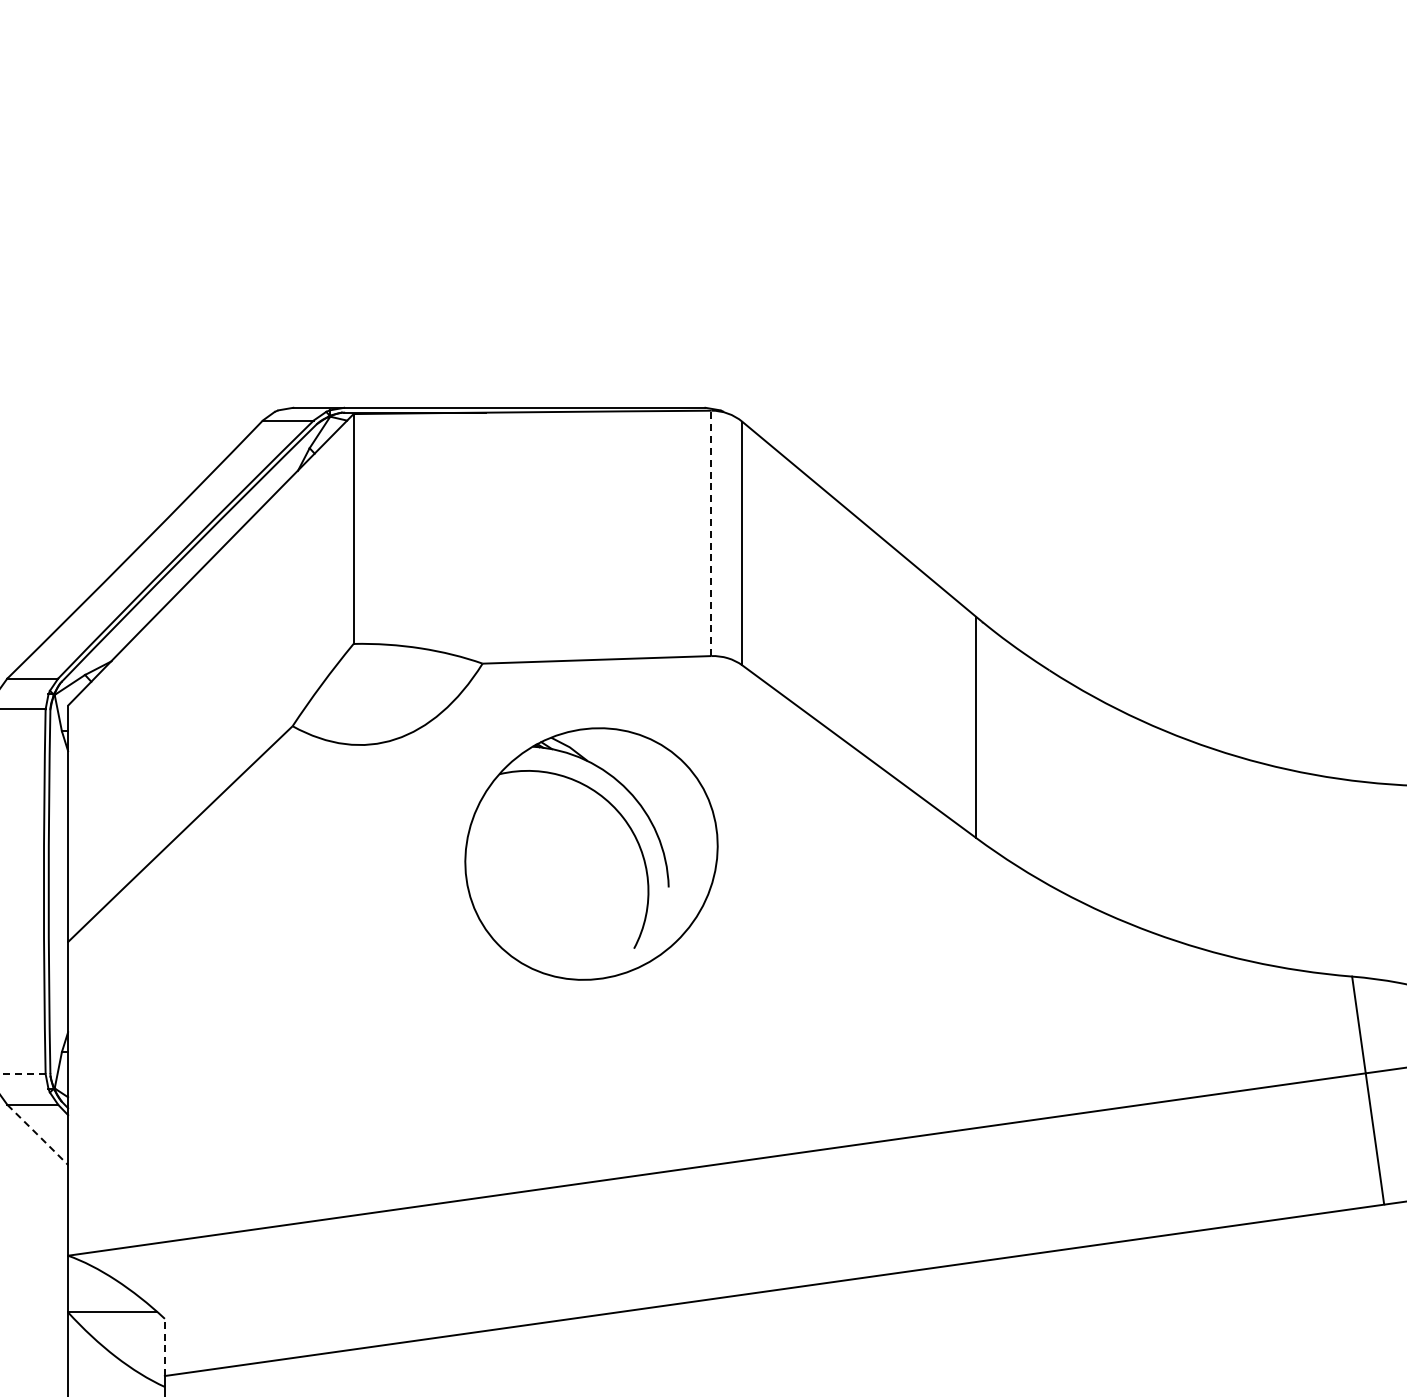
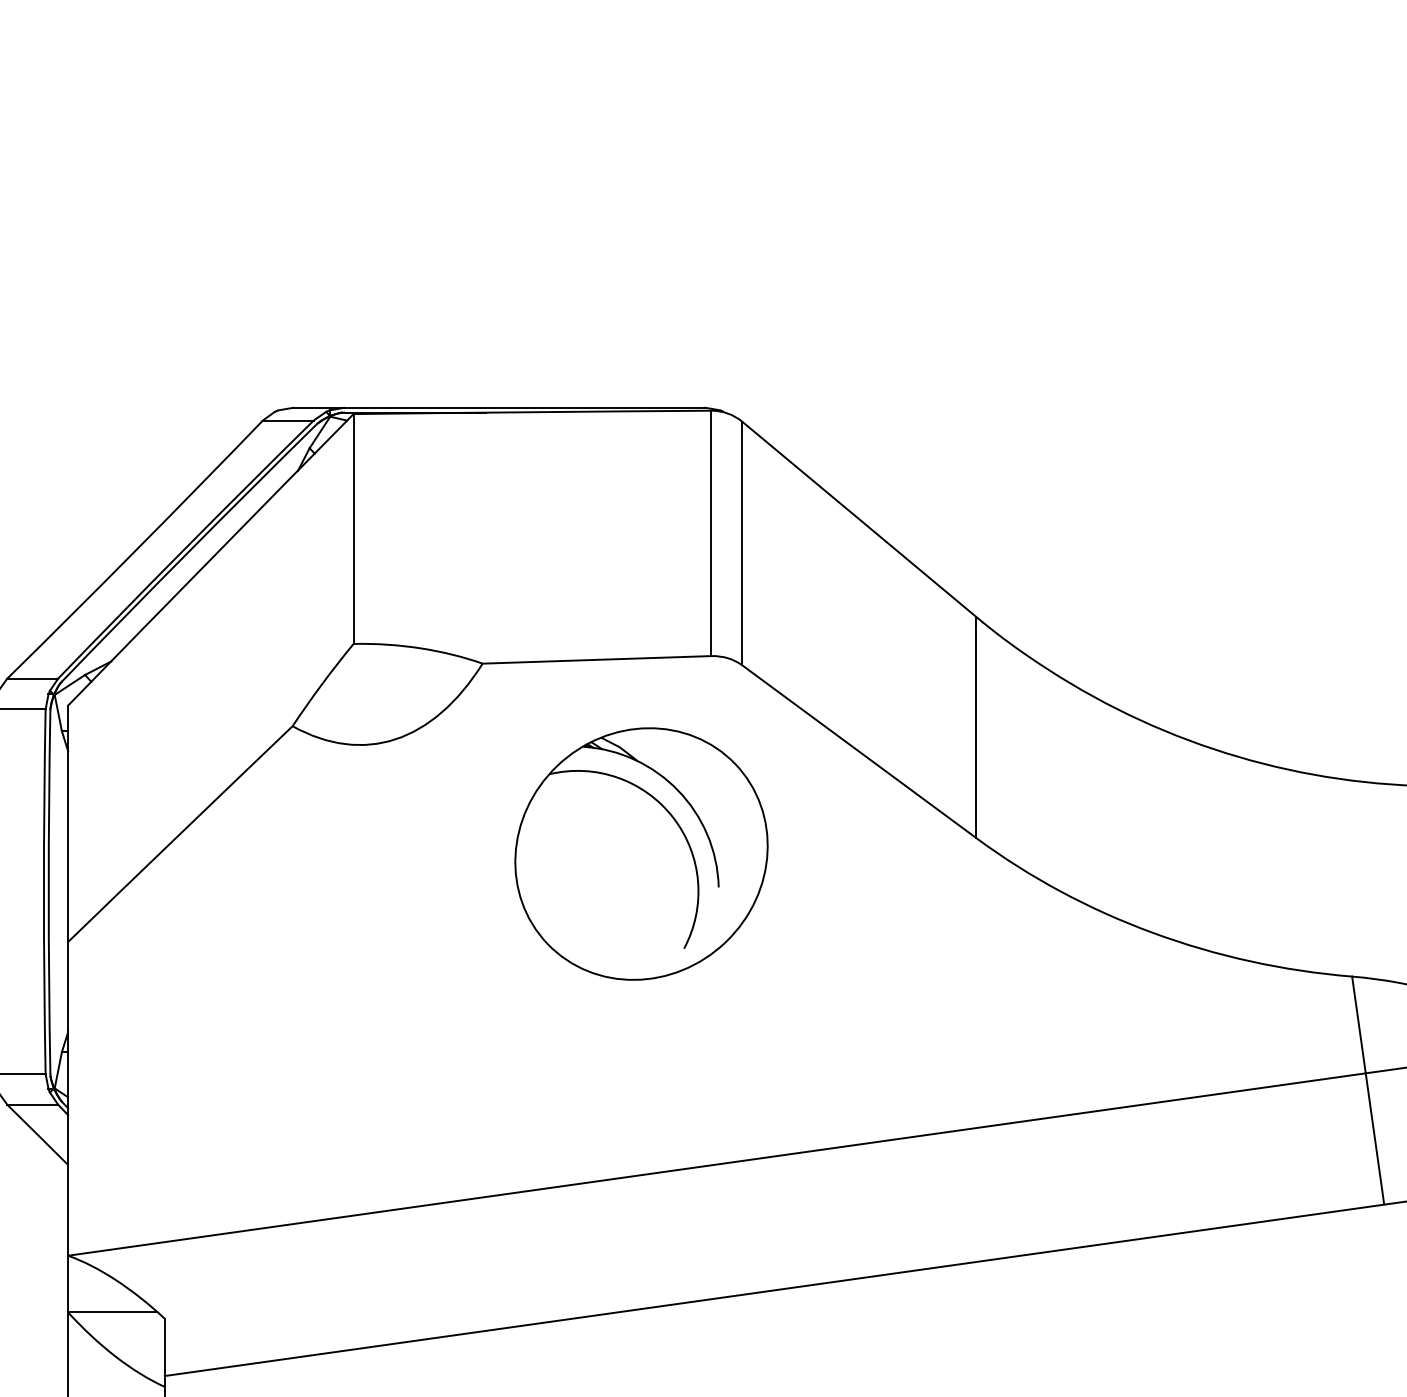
line: dashed -> solid (711, 533)
part position: (591, 853) -> (641, 853) (641, 853)
line: dashed -> solid (22, 1074)
line: dashed -> solid (38, 1135)
line: dashed -> solid (164, 1347)
